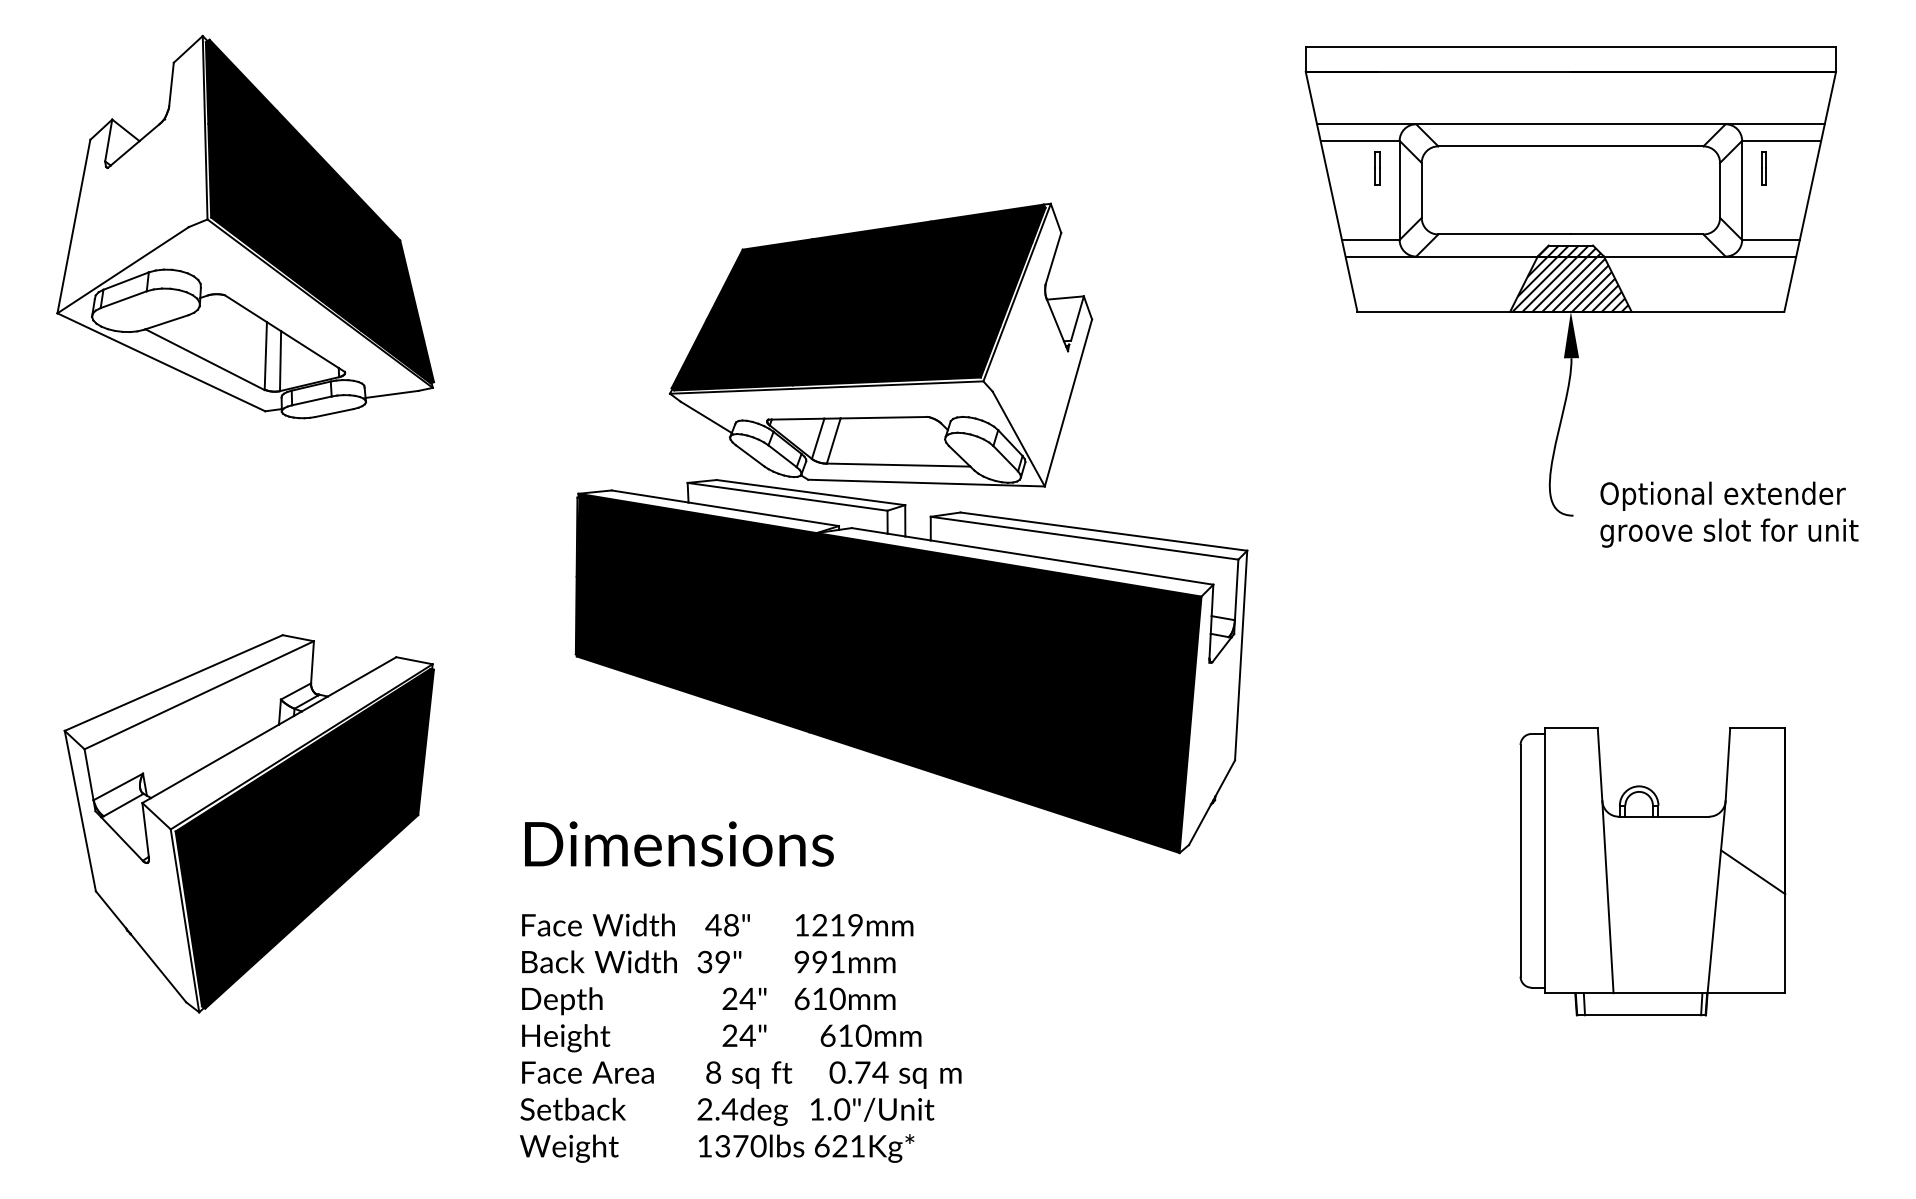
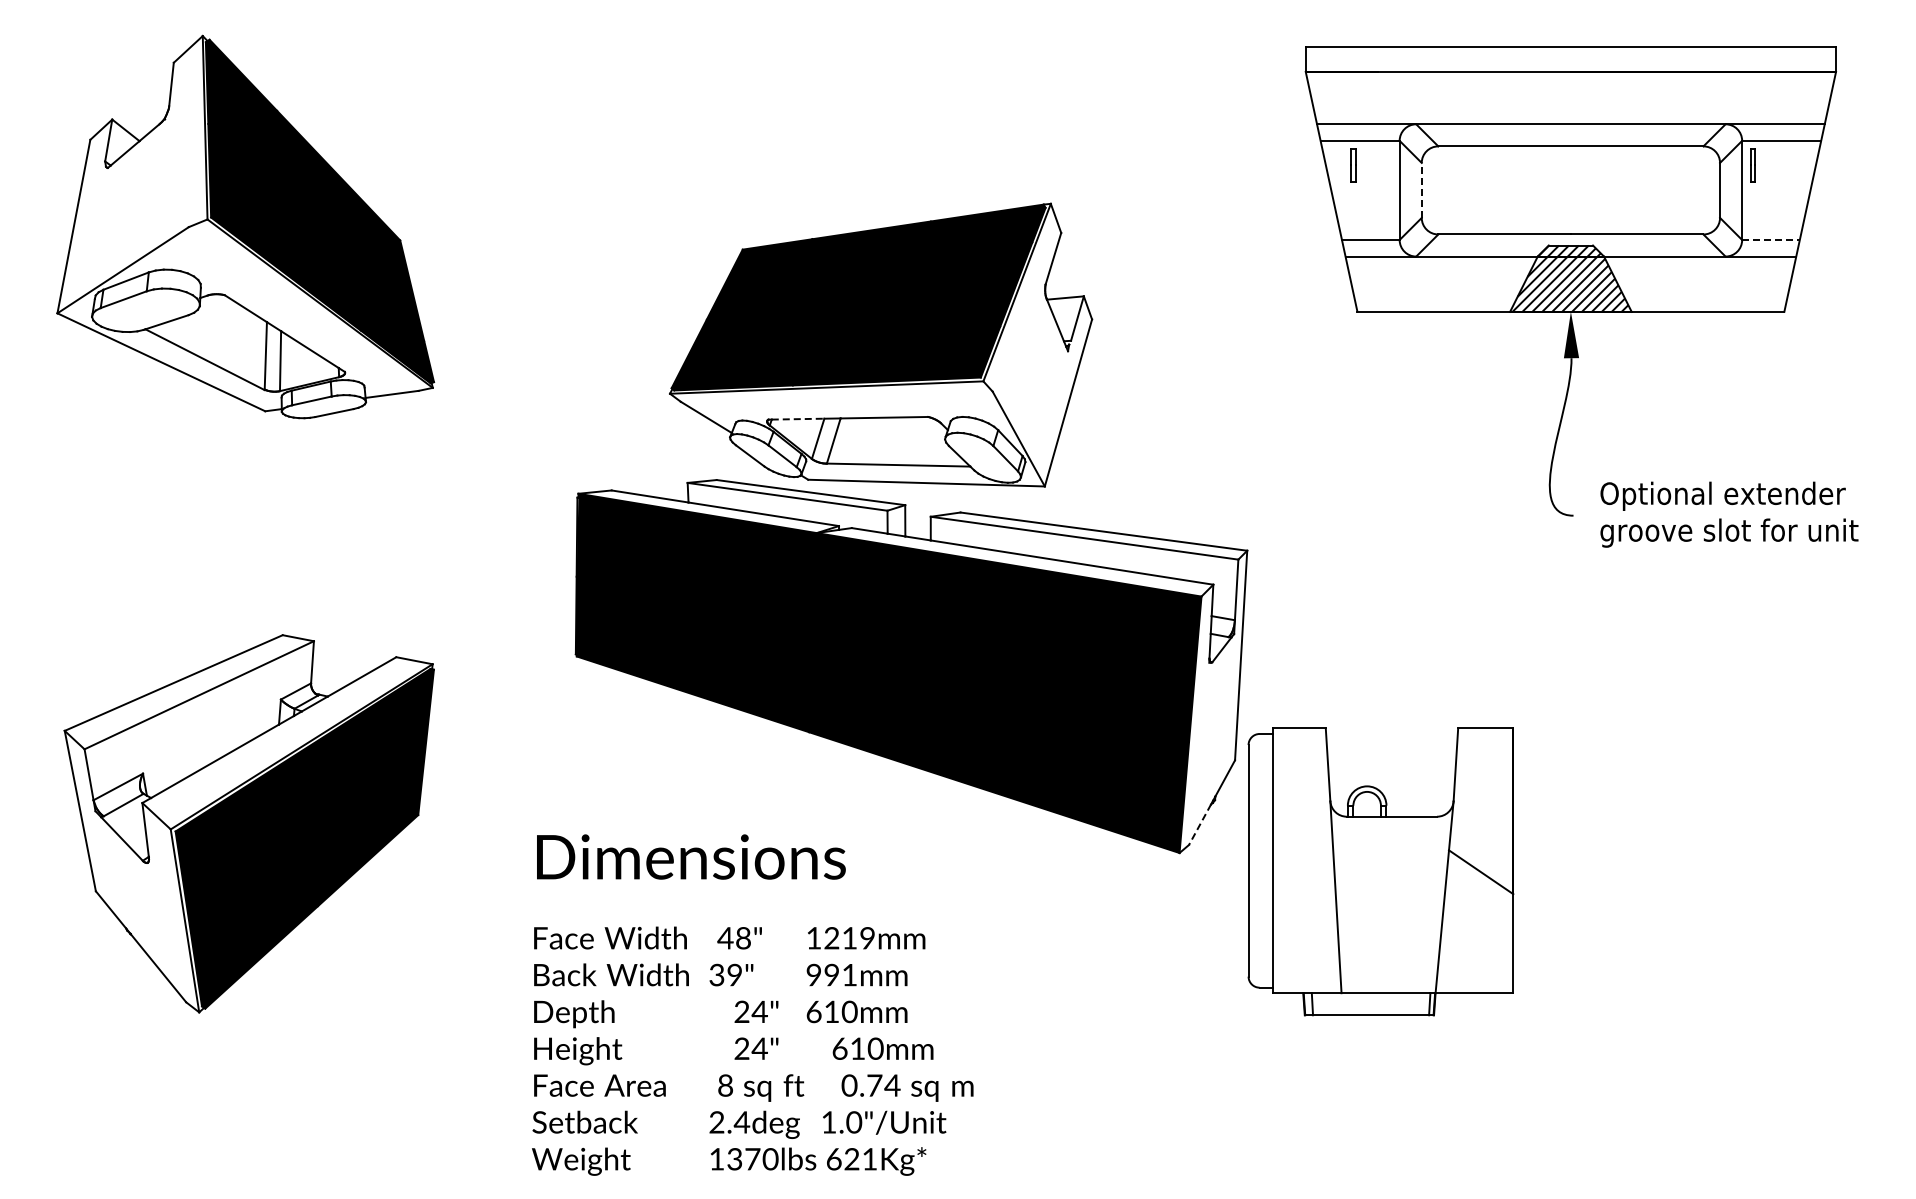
part position: (1377, 168) -> (1353, 165) (1353, 165)
part position: (1763, 168) -> (1752, 165) (1752, 165)
line: solid -> dashed (1421, 189)
line: solid -> dashed (1770, 240)
line: solid -> dashed (798, 419)
line: solid -> dashed (1199, 825)
part position: (1652, 871) -> (1380, 871) (1380, 871)
text position: (740, 991) -> (752, 1004) (752, 1004)
